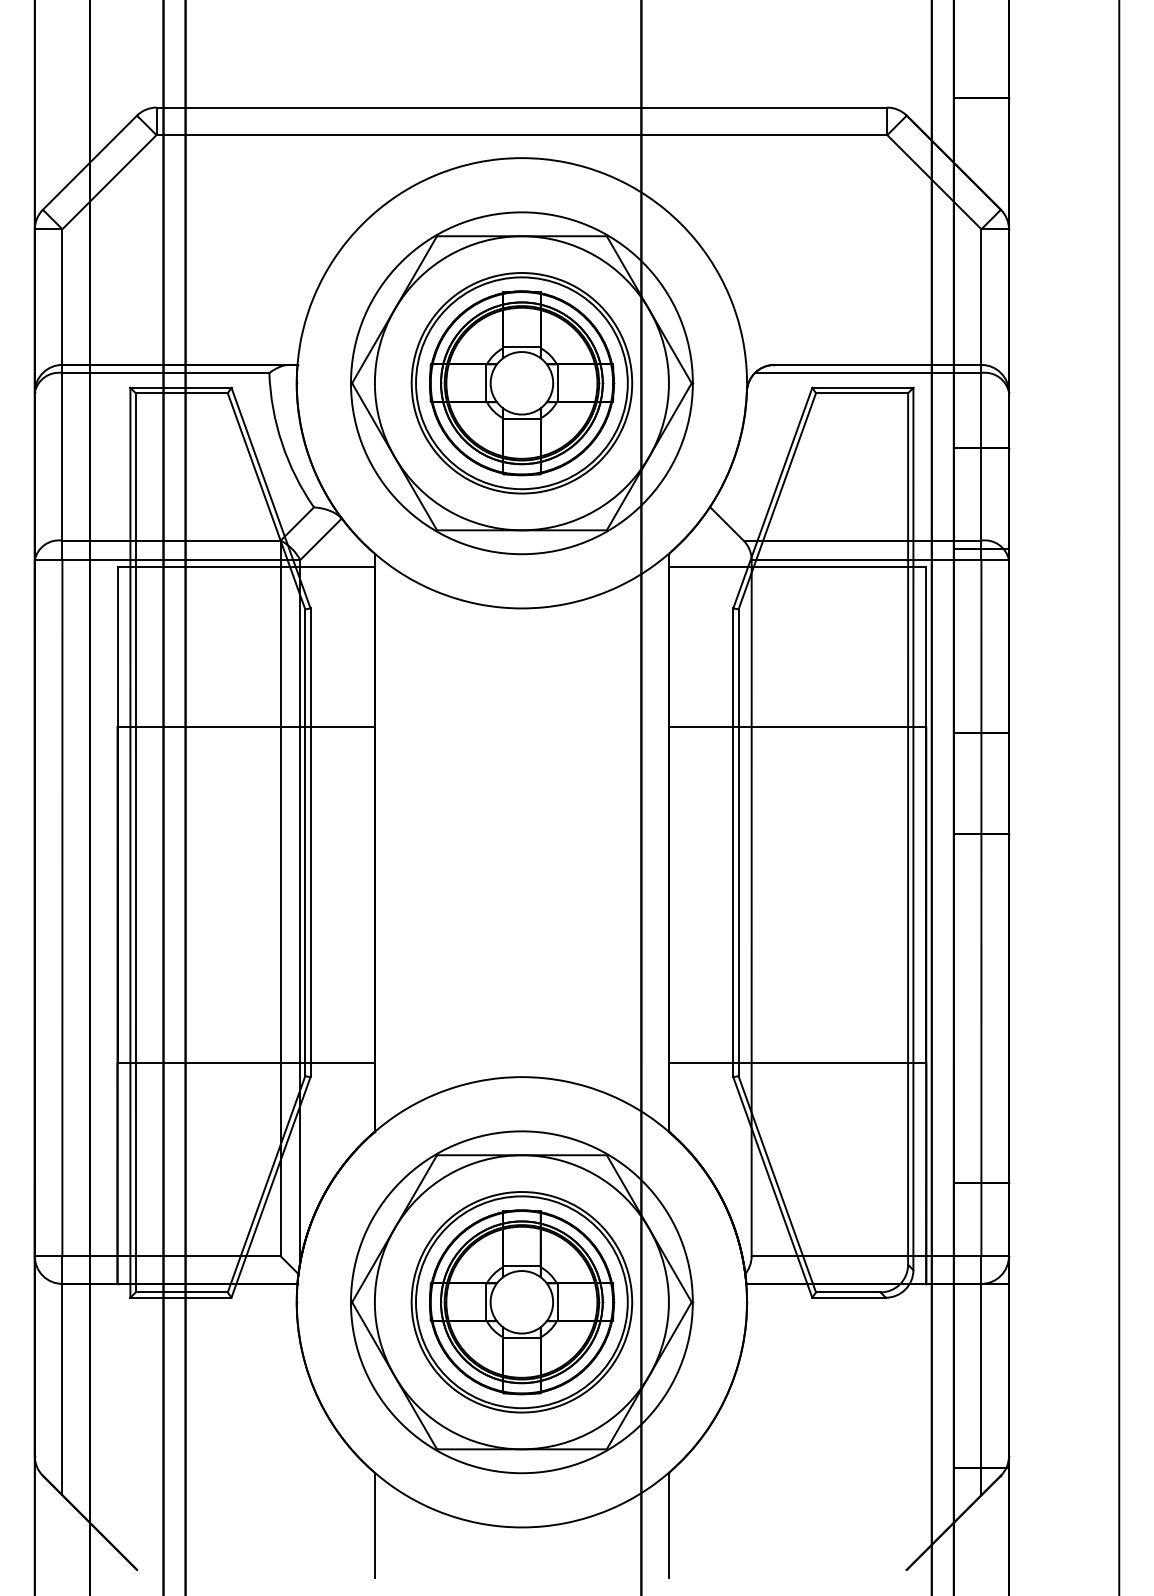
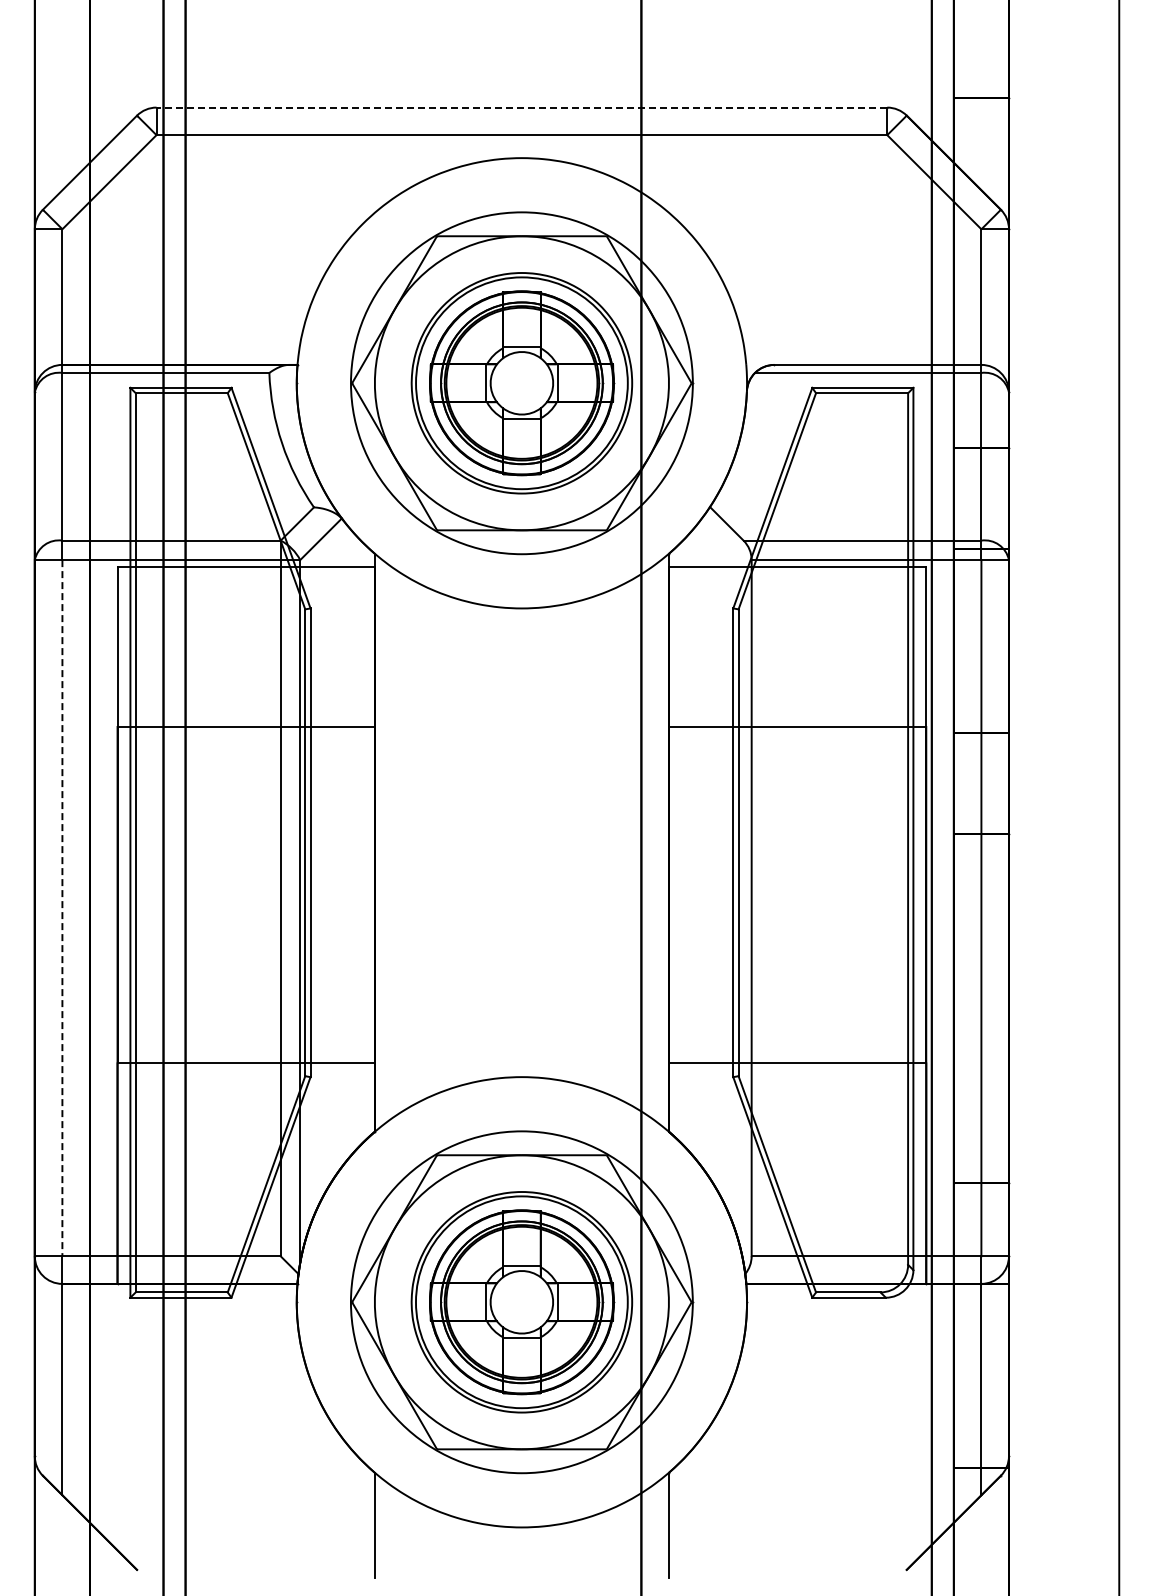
line: solid -> dashed (521, 107)
line: solid -> dashed (62, 908)
